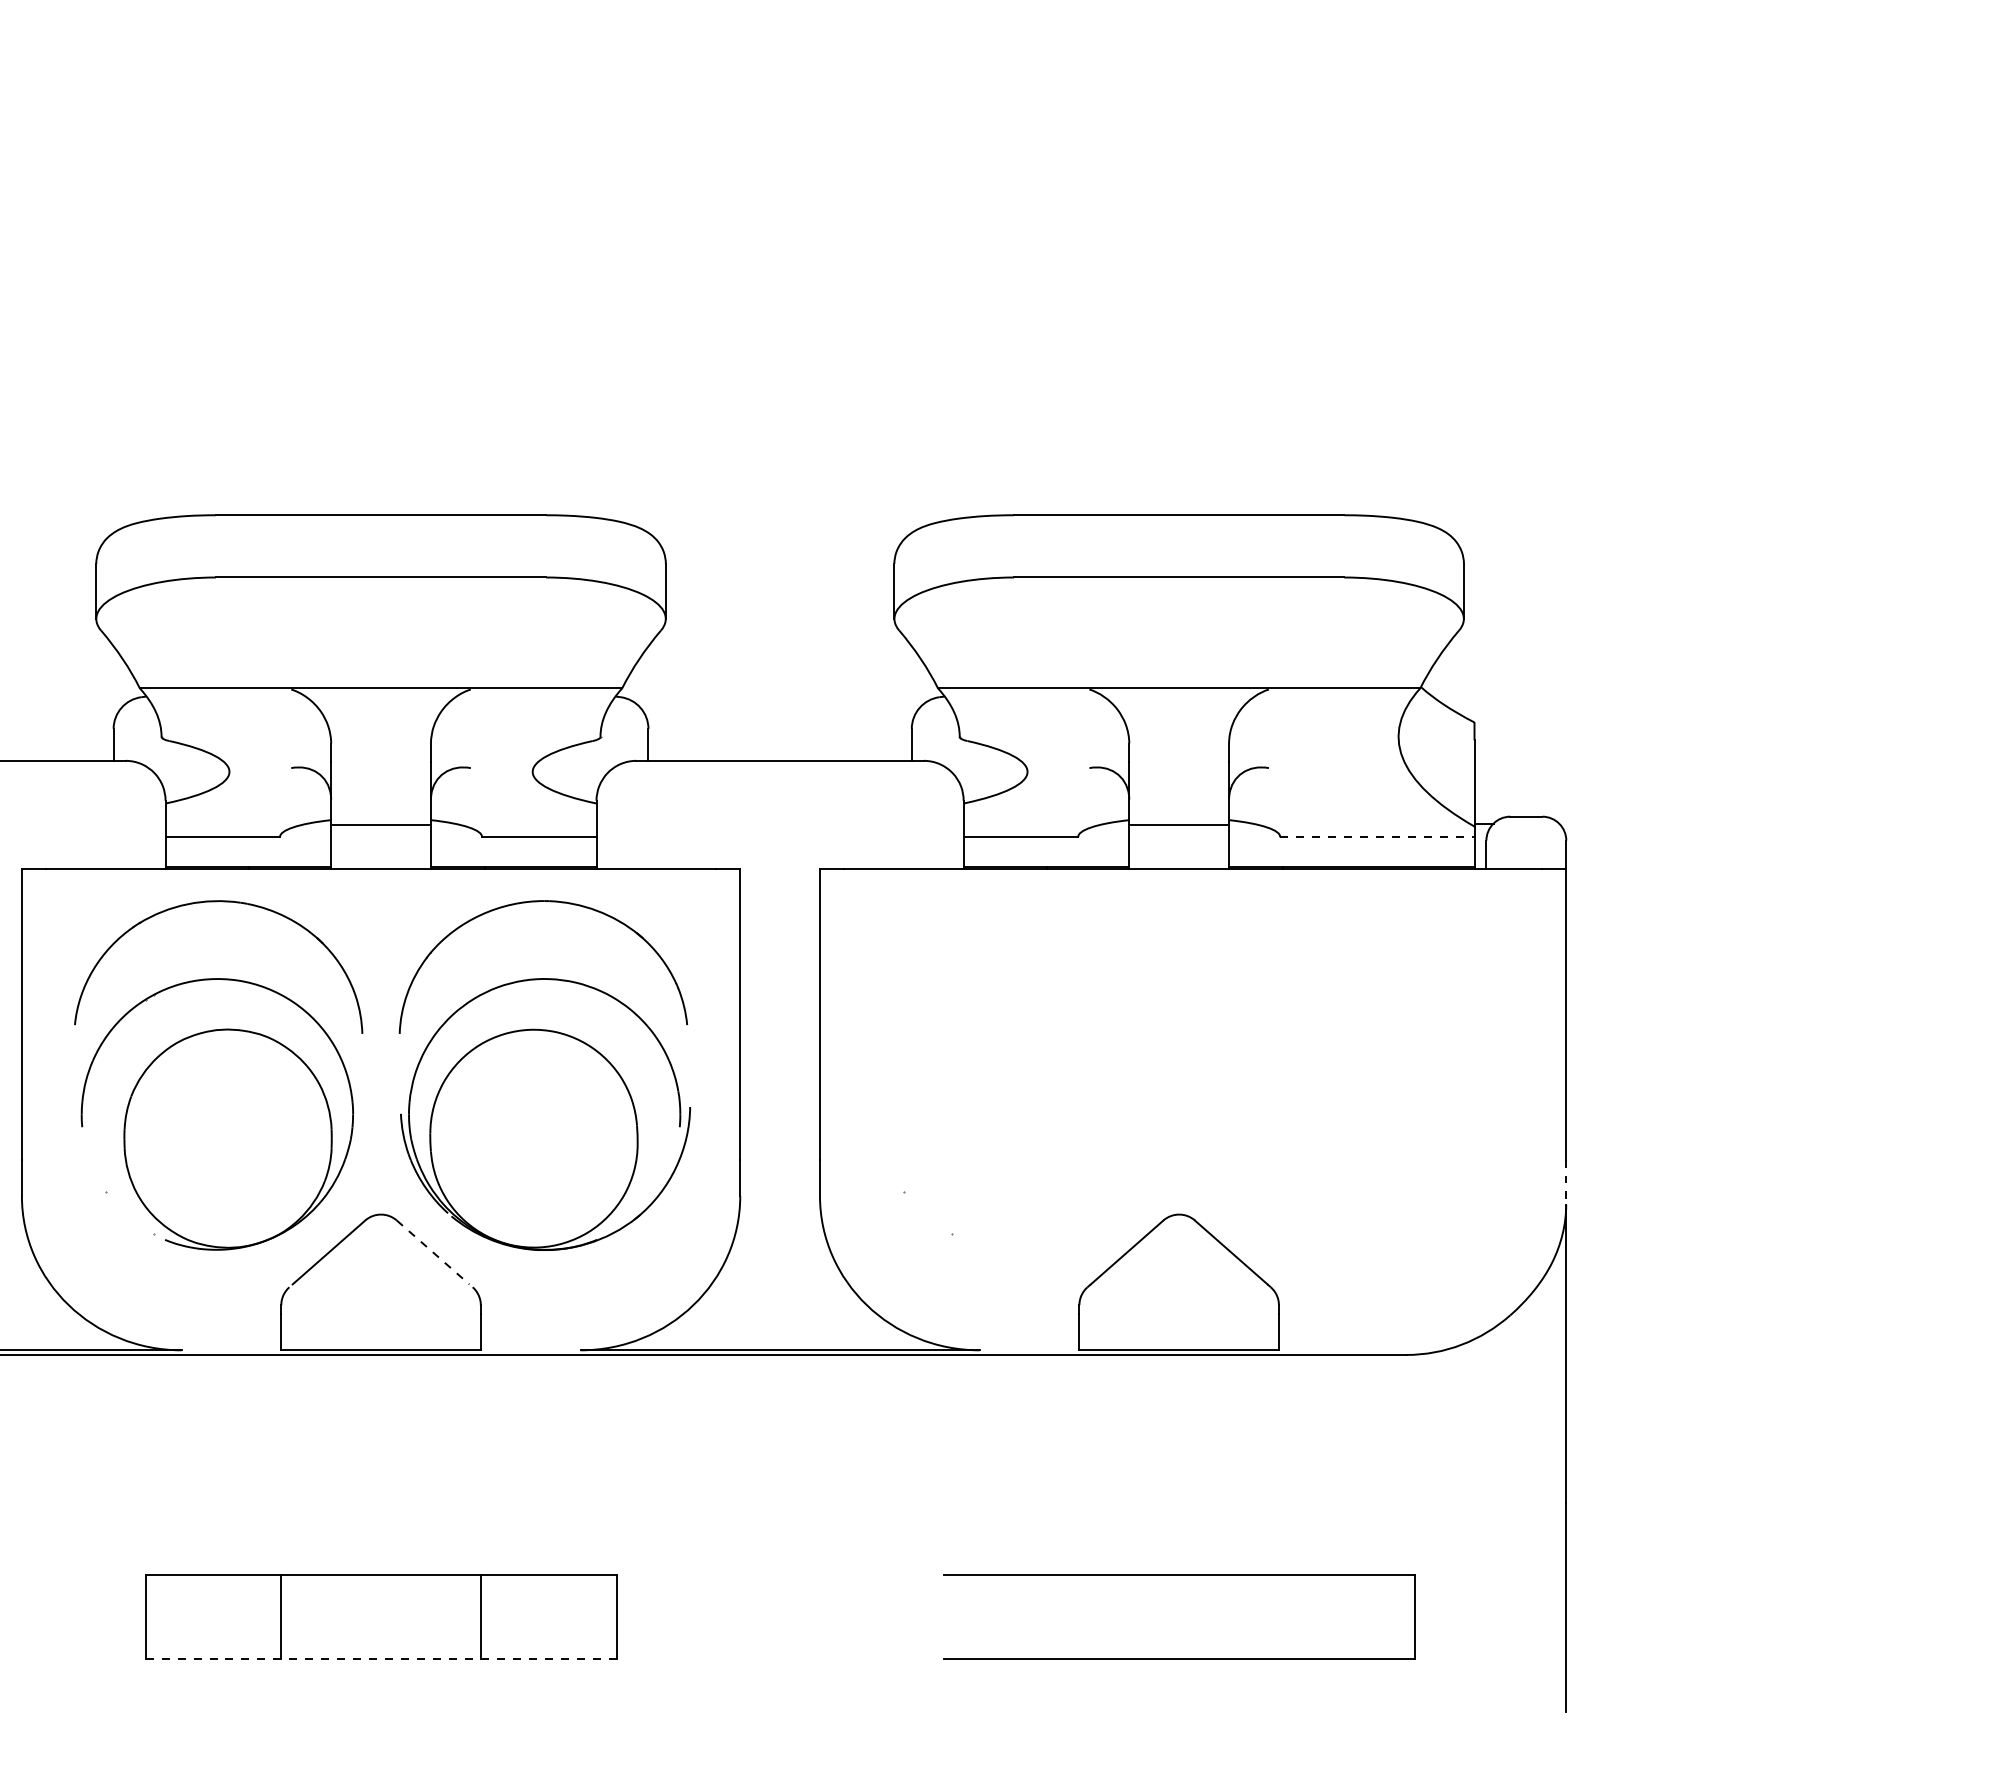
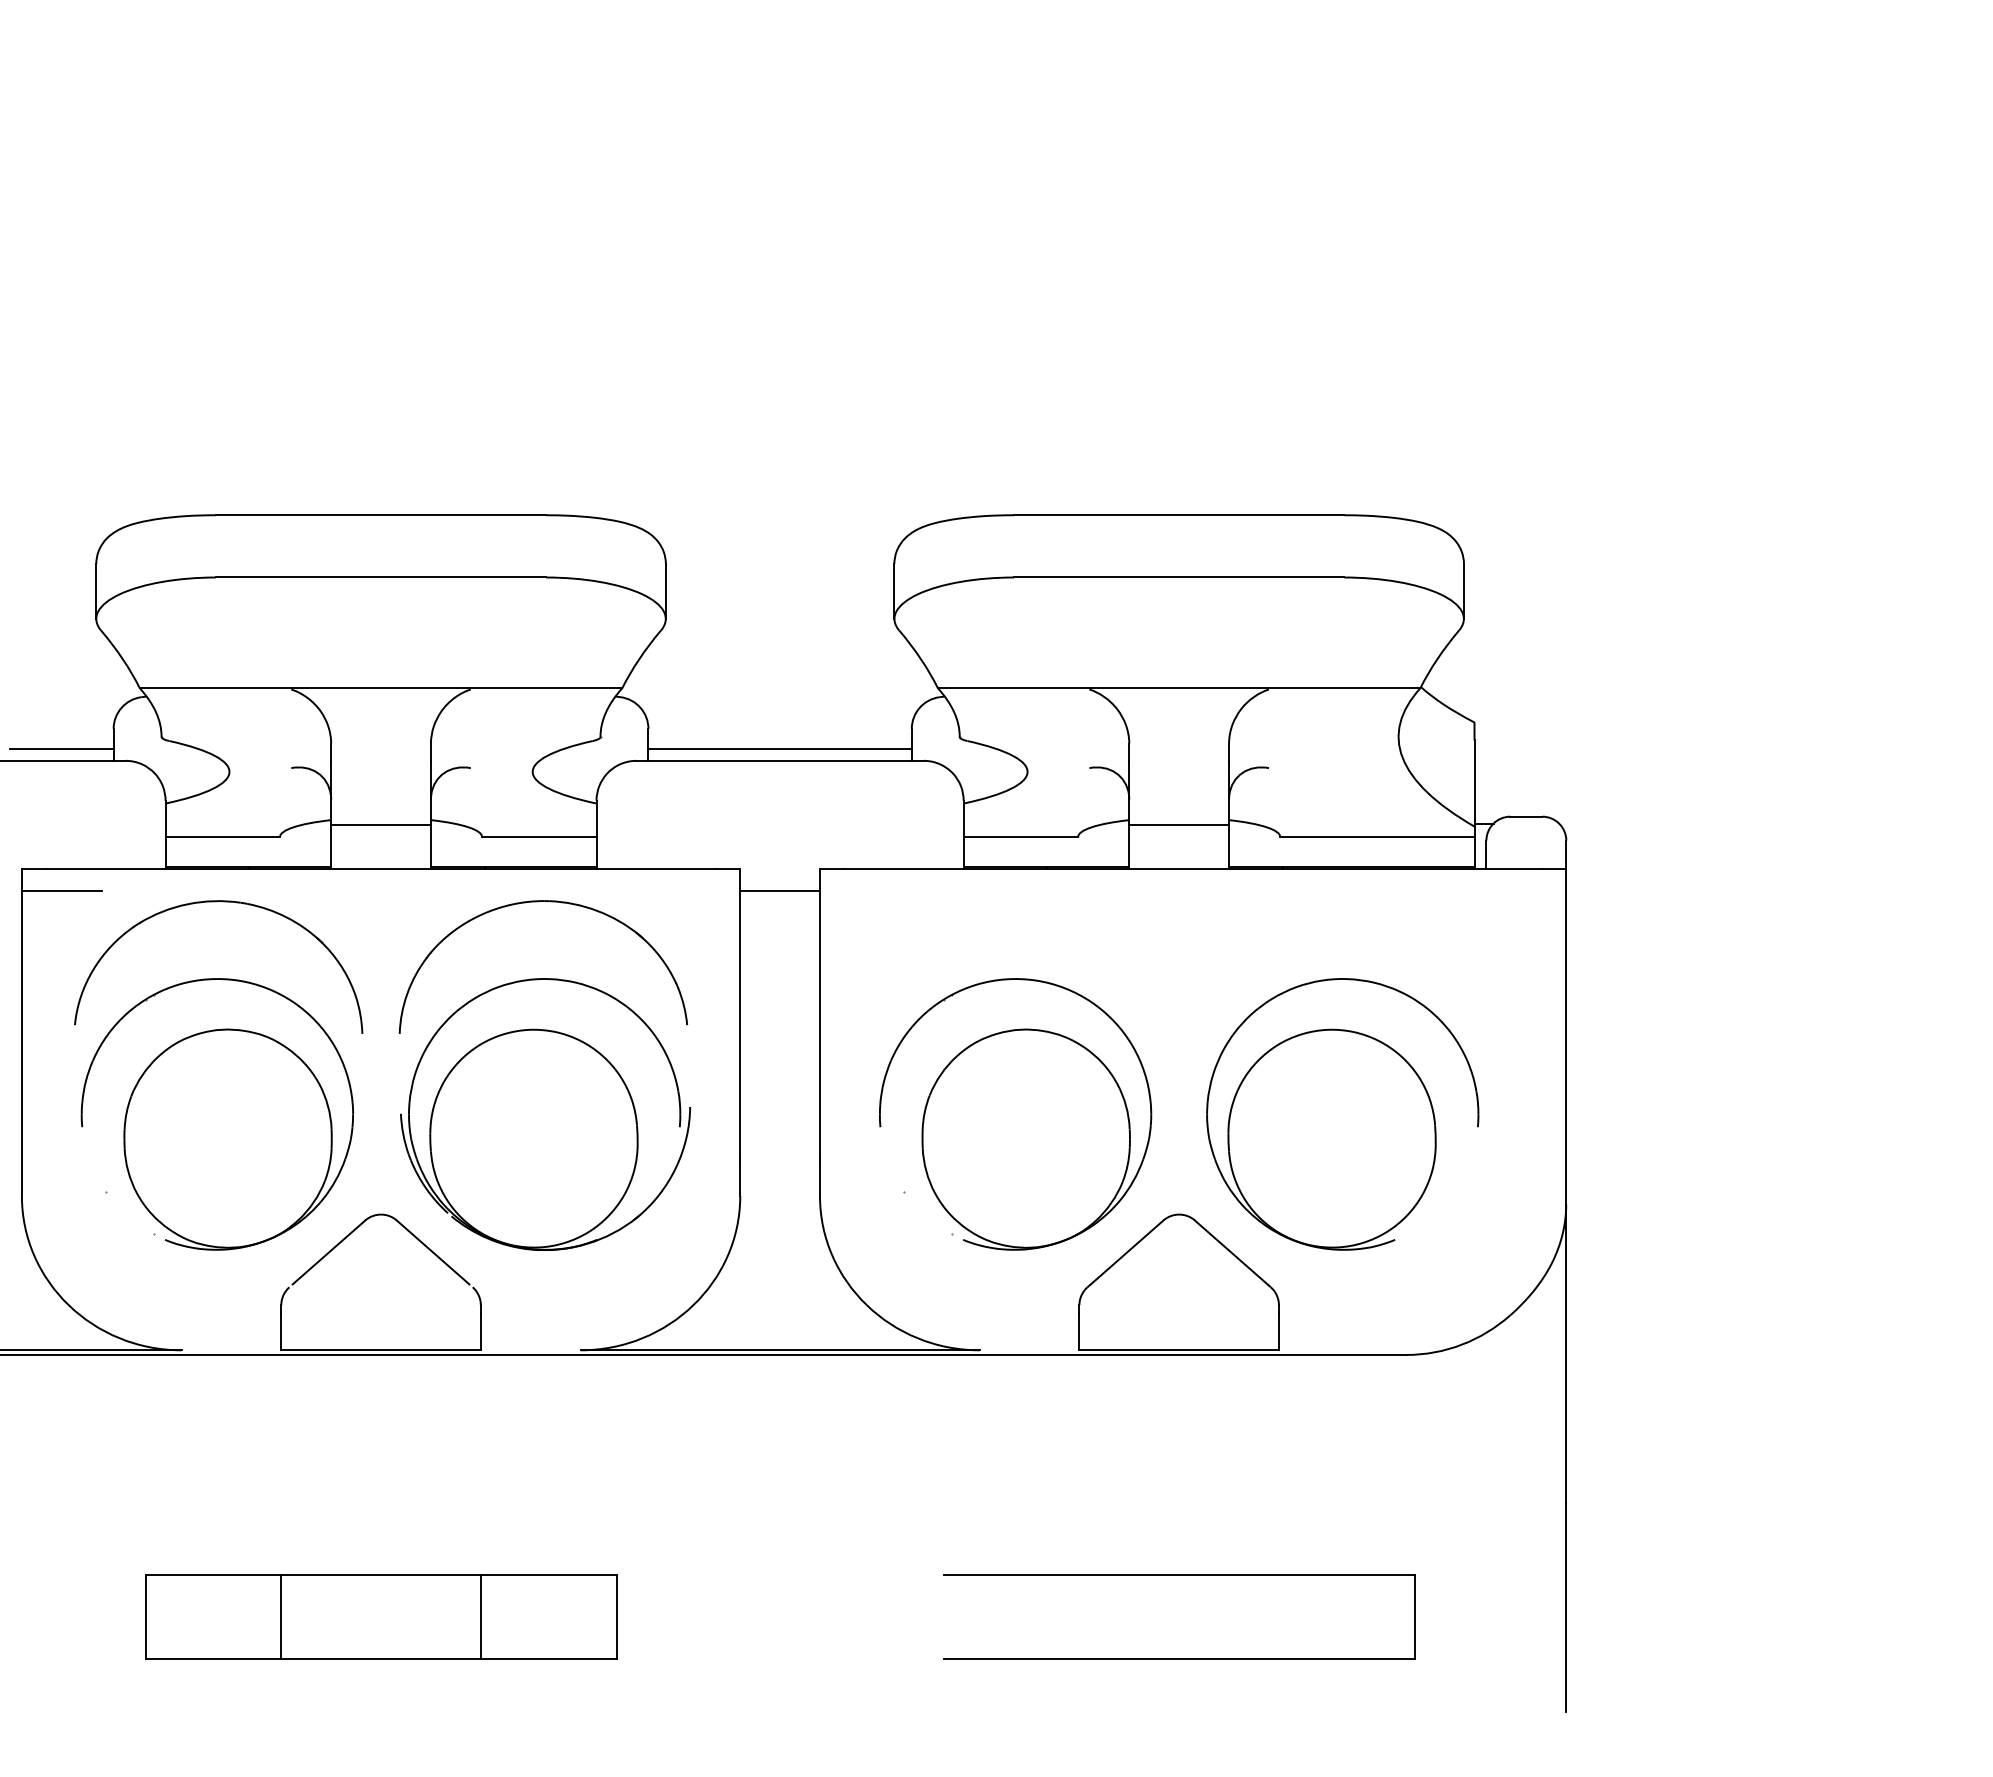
line: none -> present (61, 749)
line: none -> present (779, 749)
line: dashed -> solid (1377, 837)
line: none -> present (61, 891)
line: none -> present (780, 891)
part: none -> present (1015, 1114)
part: none -> present (1342, 1114)
line: dashed -> solid (1566, 1182)
line: dashed -> solid (433, 1252)
line: dashed -> solid (381, 1658)
